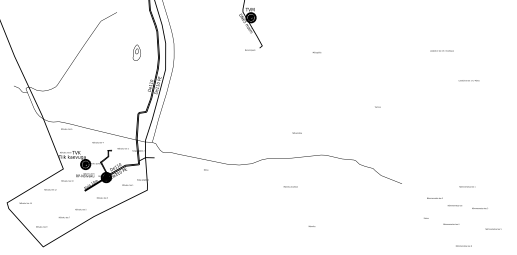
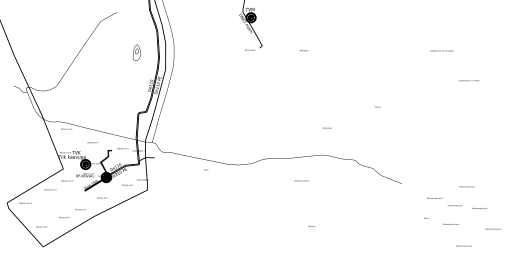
text position: (316, 52) -> (303, 50) (303, 50)
text position: (296, 132) -> (326, 127) (326, 127)
text position: (97, 142) -> (92, 142) (92, 142)
text position: (290, 186) -> (301, 180) (301, 180)
